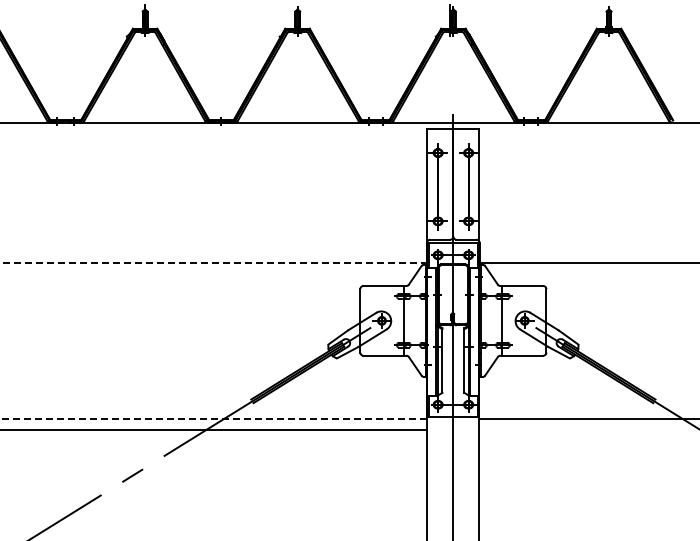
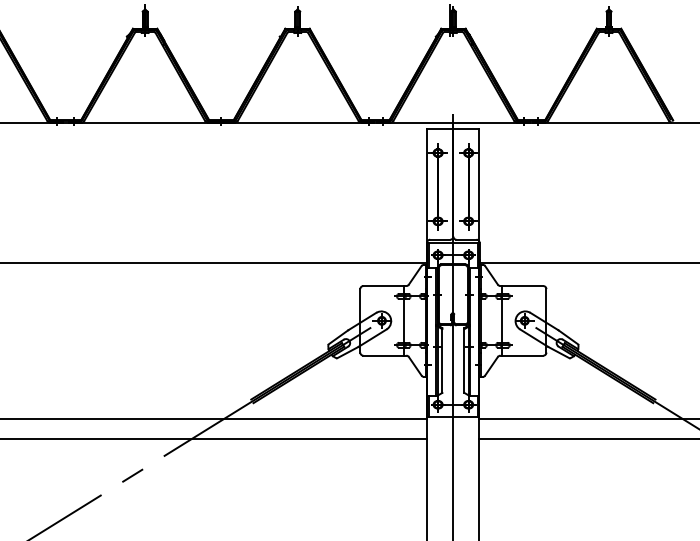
line: dashed -> solid (214, 262)
line: dashed -> solid (213, 419)
line position: (214, 430) -> (214, 439) (214, 439)
line: none -> present (587, 439)
